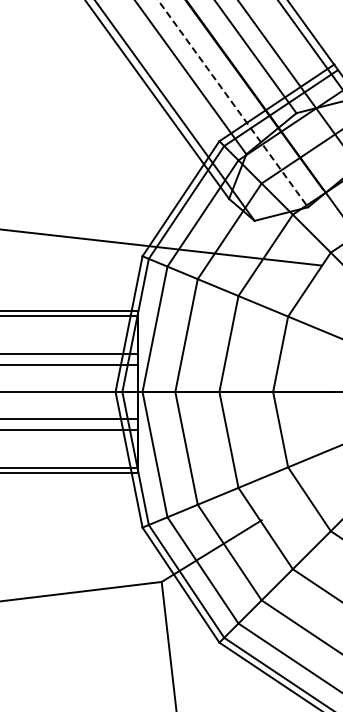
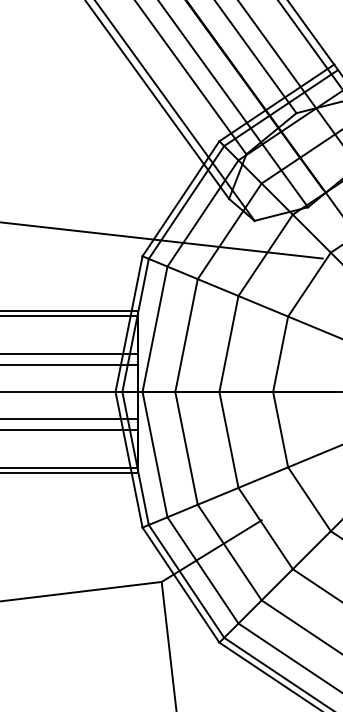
line: dashed -> solid (232, 103)
line position: (161, 247) -> (162, 240) (162, 240)
